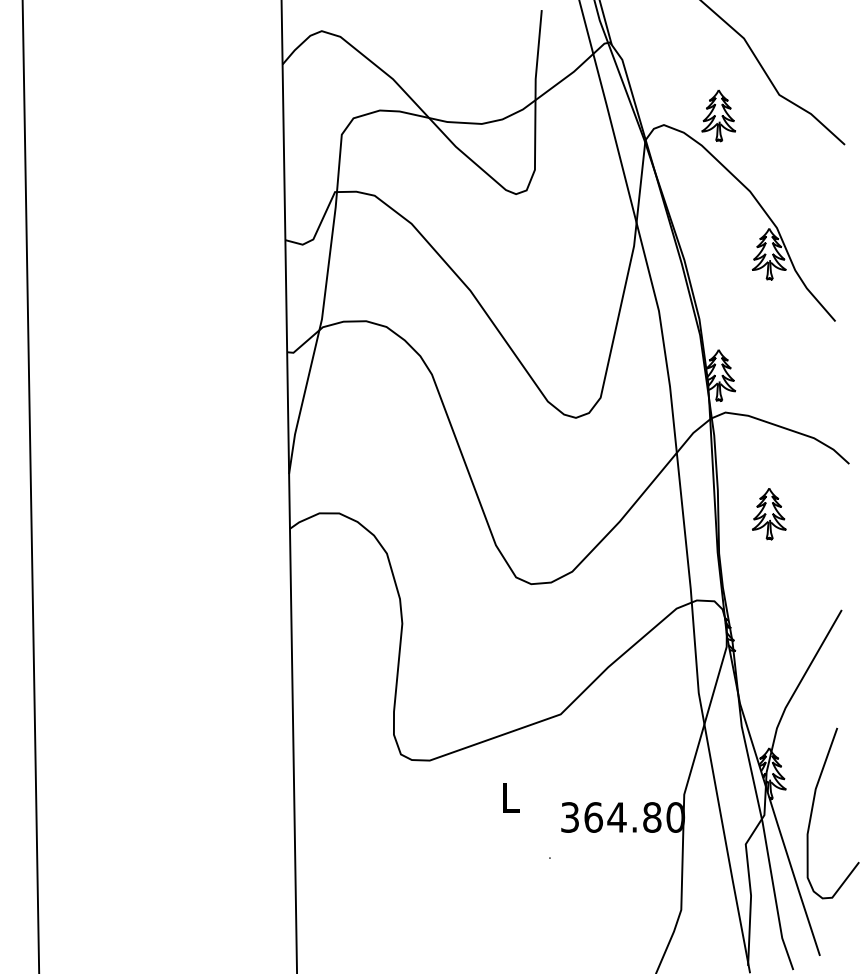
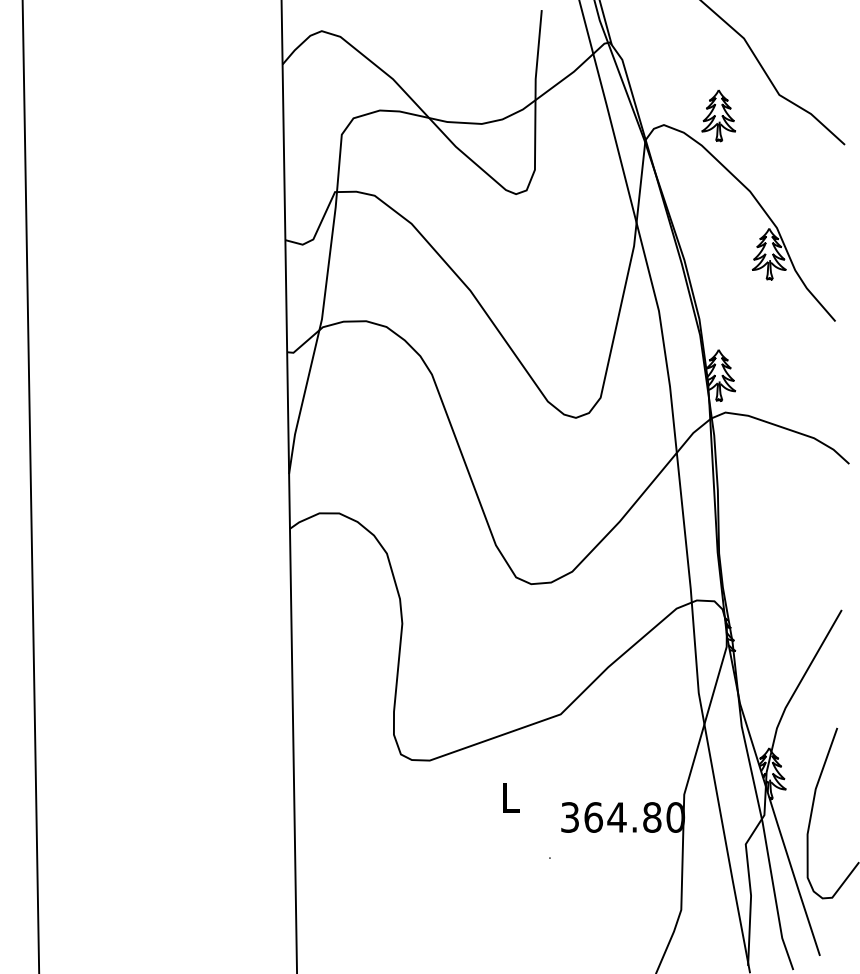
part: present -> none (769, 514)
